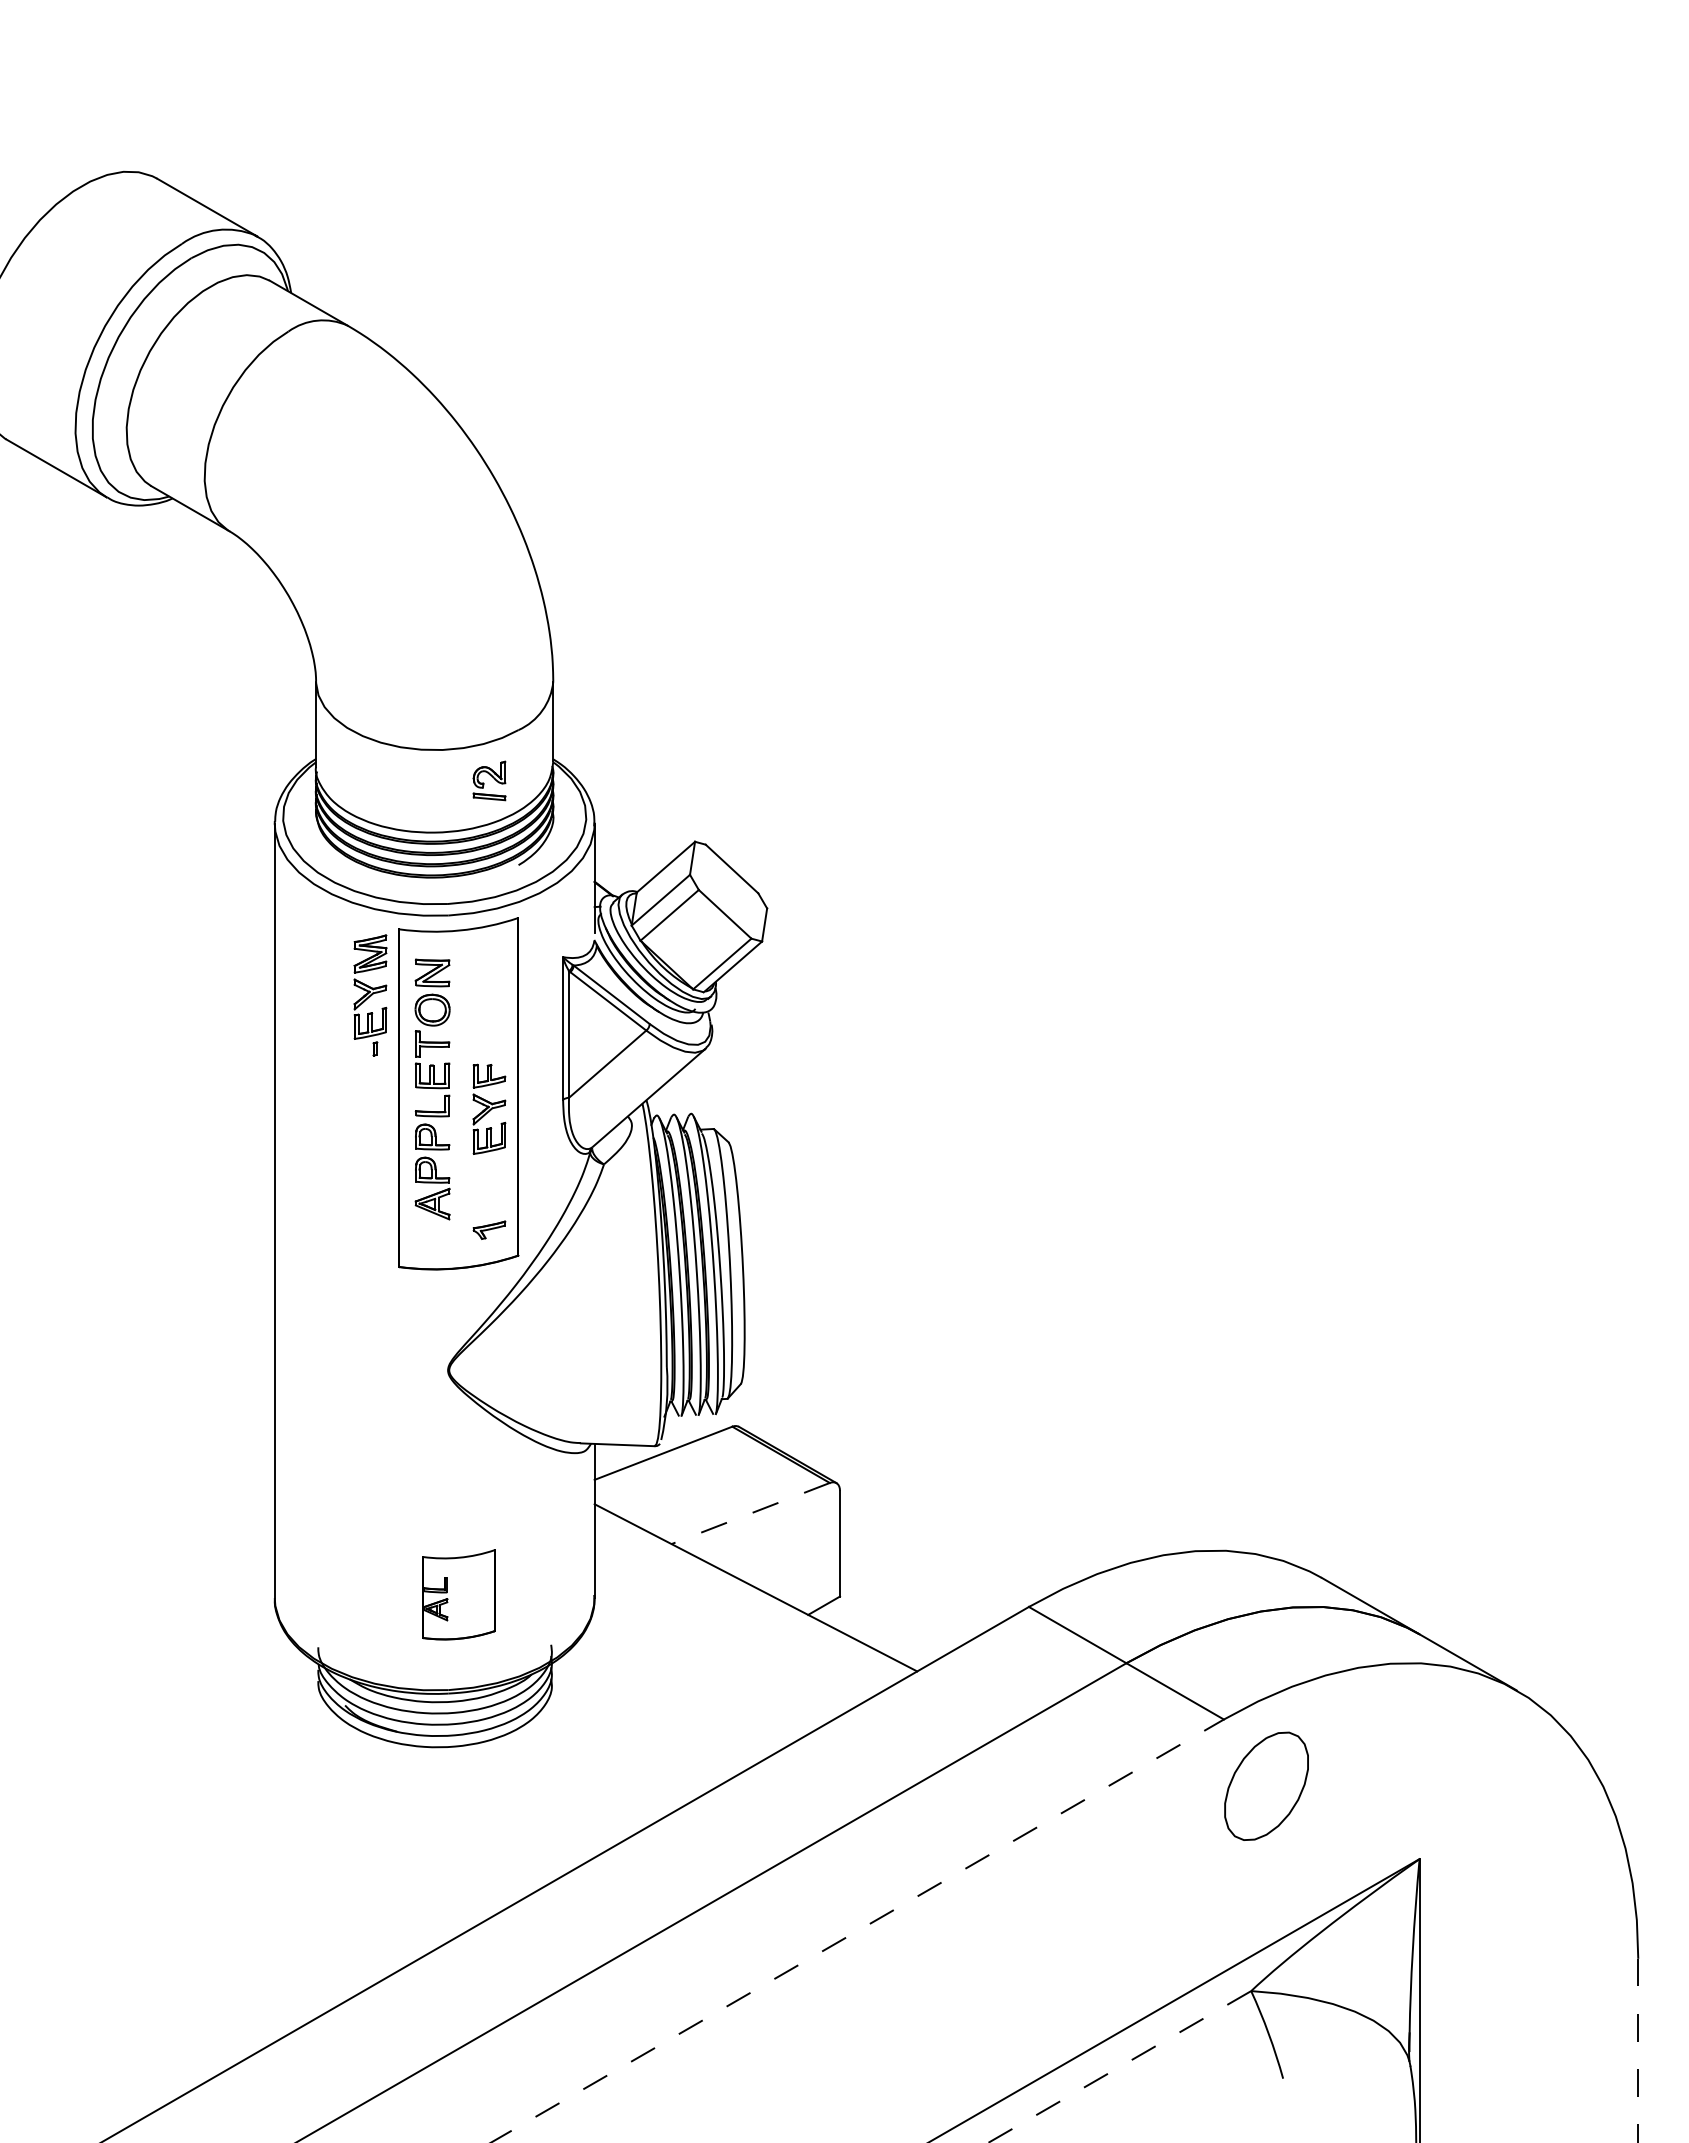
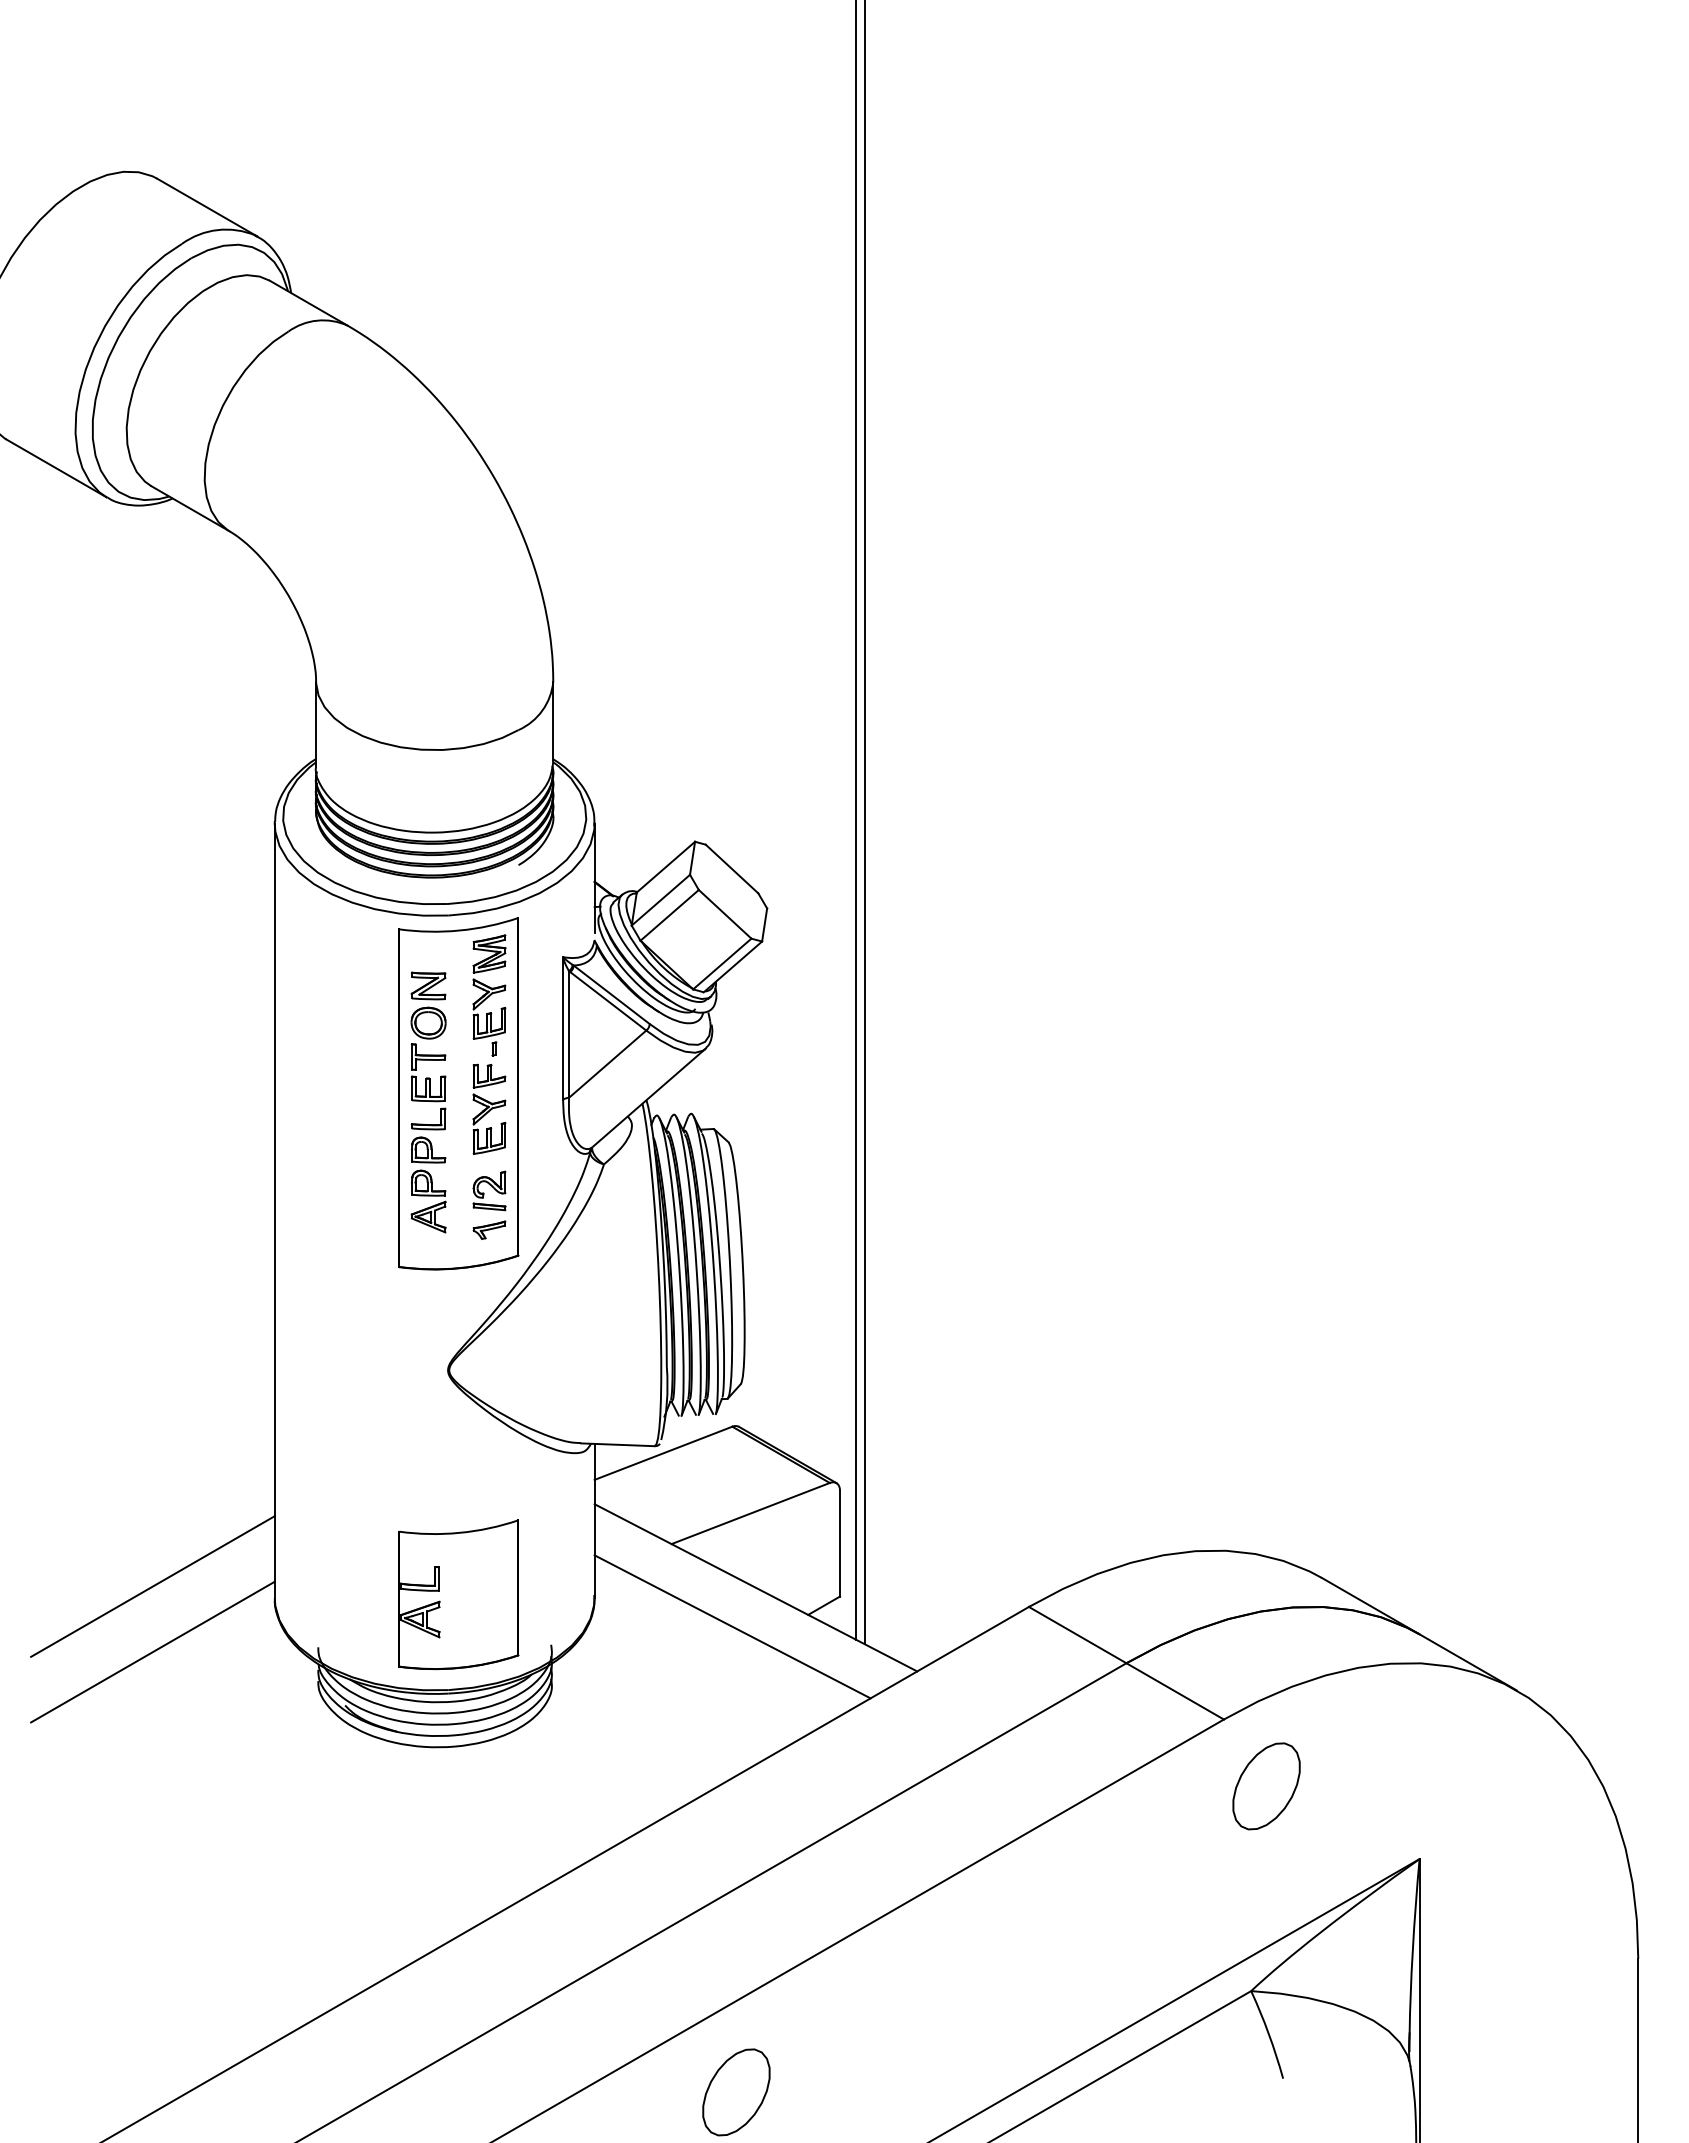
part position: (489, 780) -> (489, 1190) (489, 1190)
line: none -> present (856, 820)
line: none -> present (864, 823)
part position: (370, 995) -> (489, 995) (489, 995)
part position: (432, 1089) -> (428, 1102) (428, 1102)
line: dashed -> solid (750, 1513)
line: none -> present (152, 1586)
part size: 74x92 px -> 122x152 px (458, 1594)
line: none -> present (732, 1626)
line: none -> present (152, 1651)
part size: 85x110 px -> 69x89 px (1266, 1786)
line: dashed -> solid (857, 1930)
line: dashed -> solid (1638, 2050)
line: dashed -> solid (1119, 2067)
part: none -> present (736, 2092)
